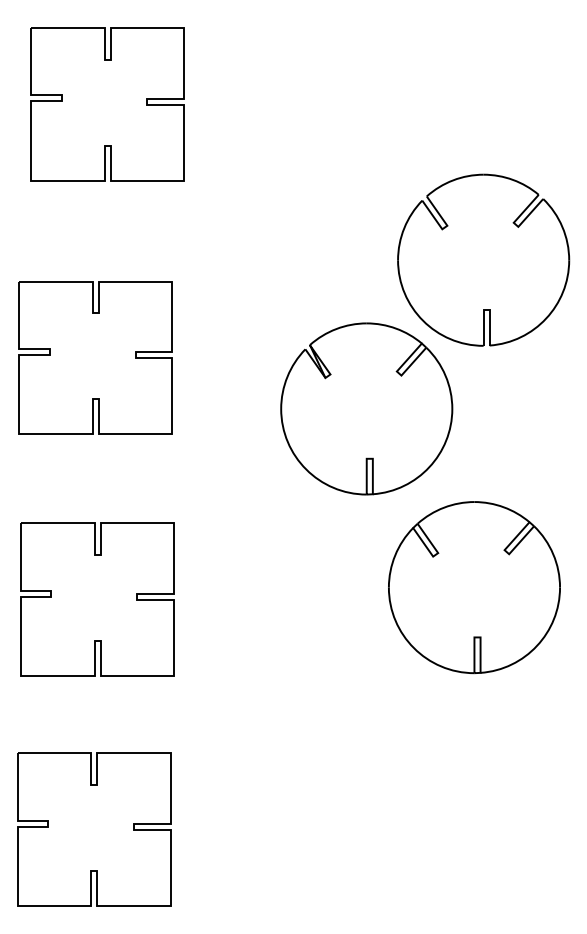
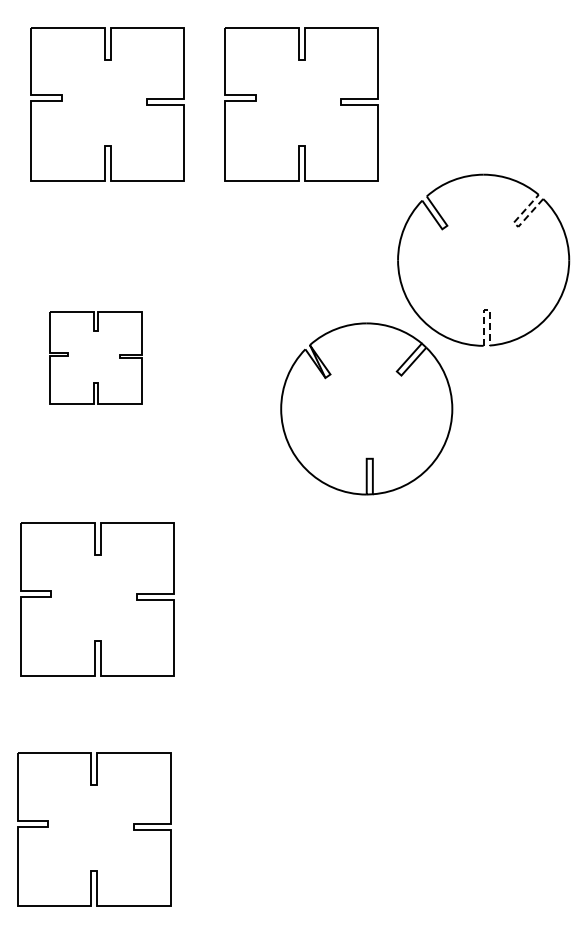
part: none -> present (301, 104)
line: solid -> dashed (515, 224)
line: solid -> dashed (487, 310)
part size: 155x154 px -> 94x94 px (95, 357)
part: present -> none (474, 587)
